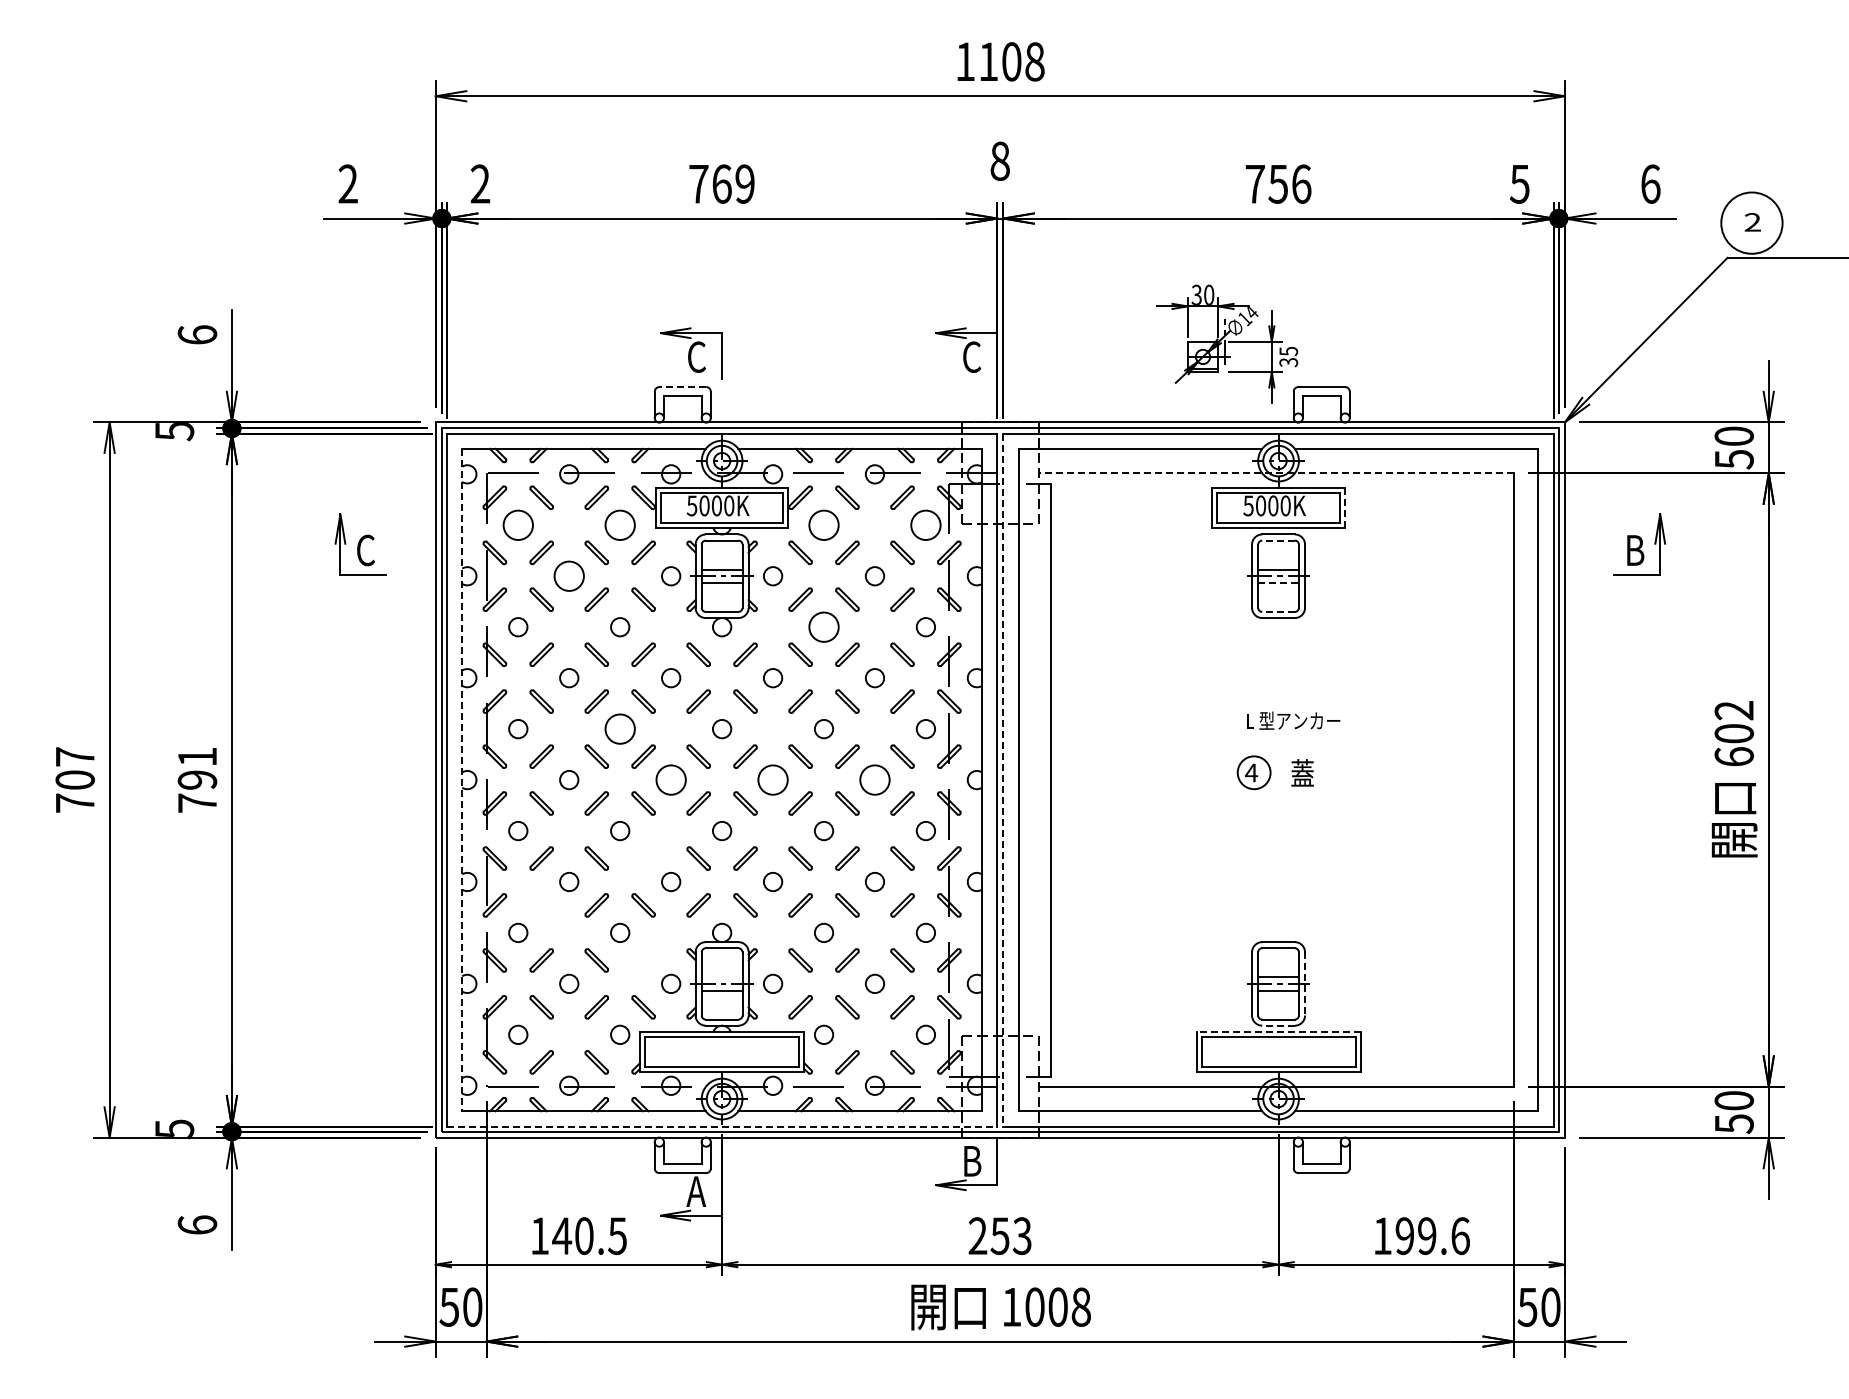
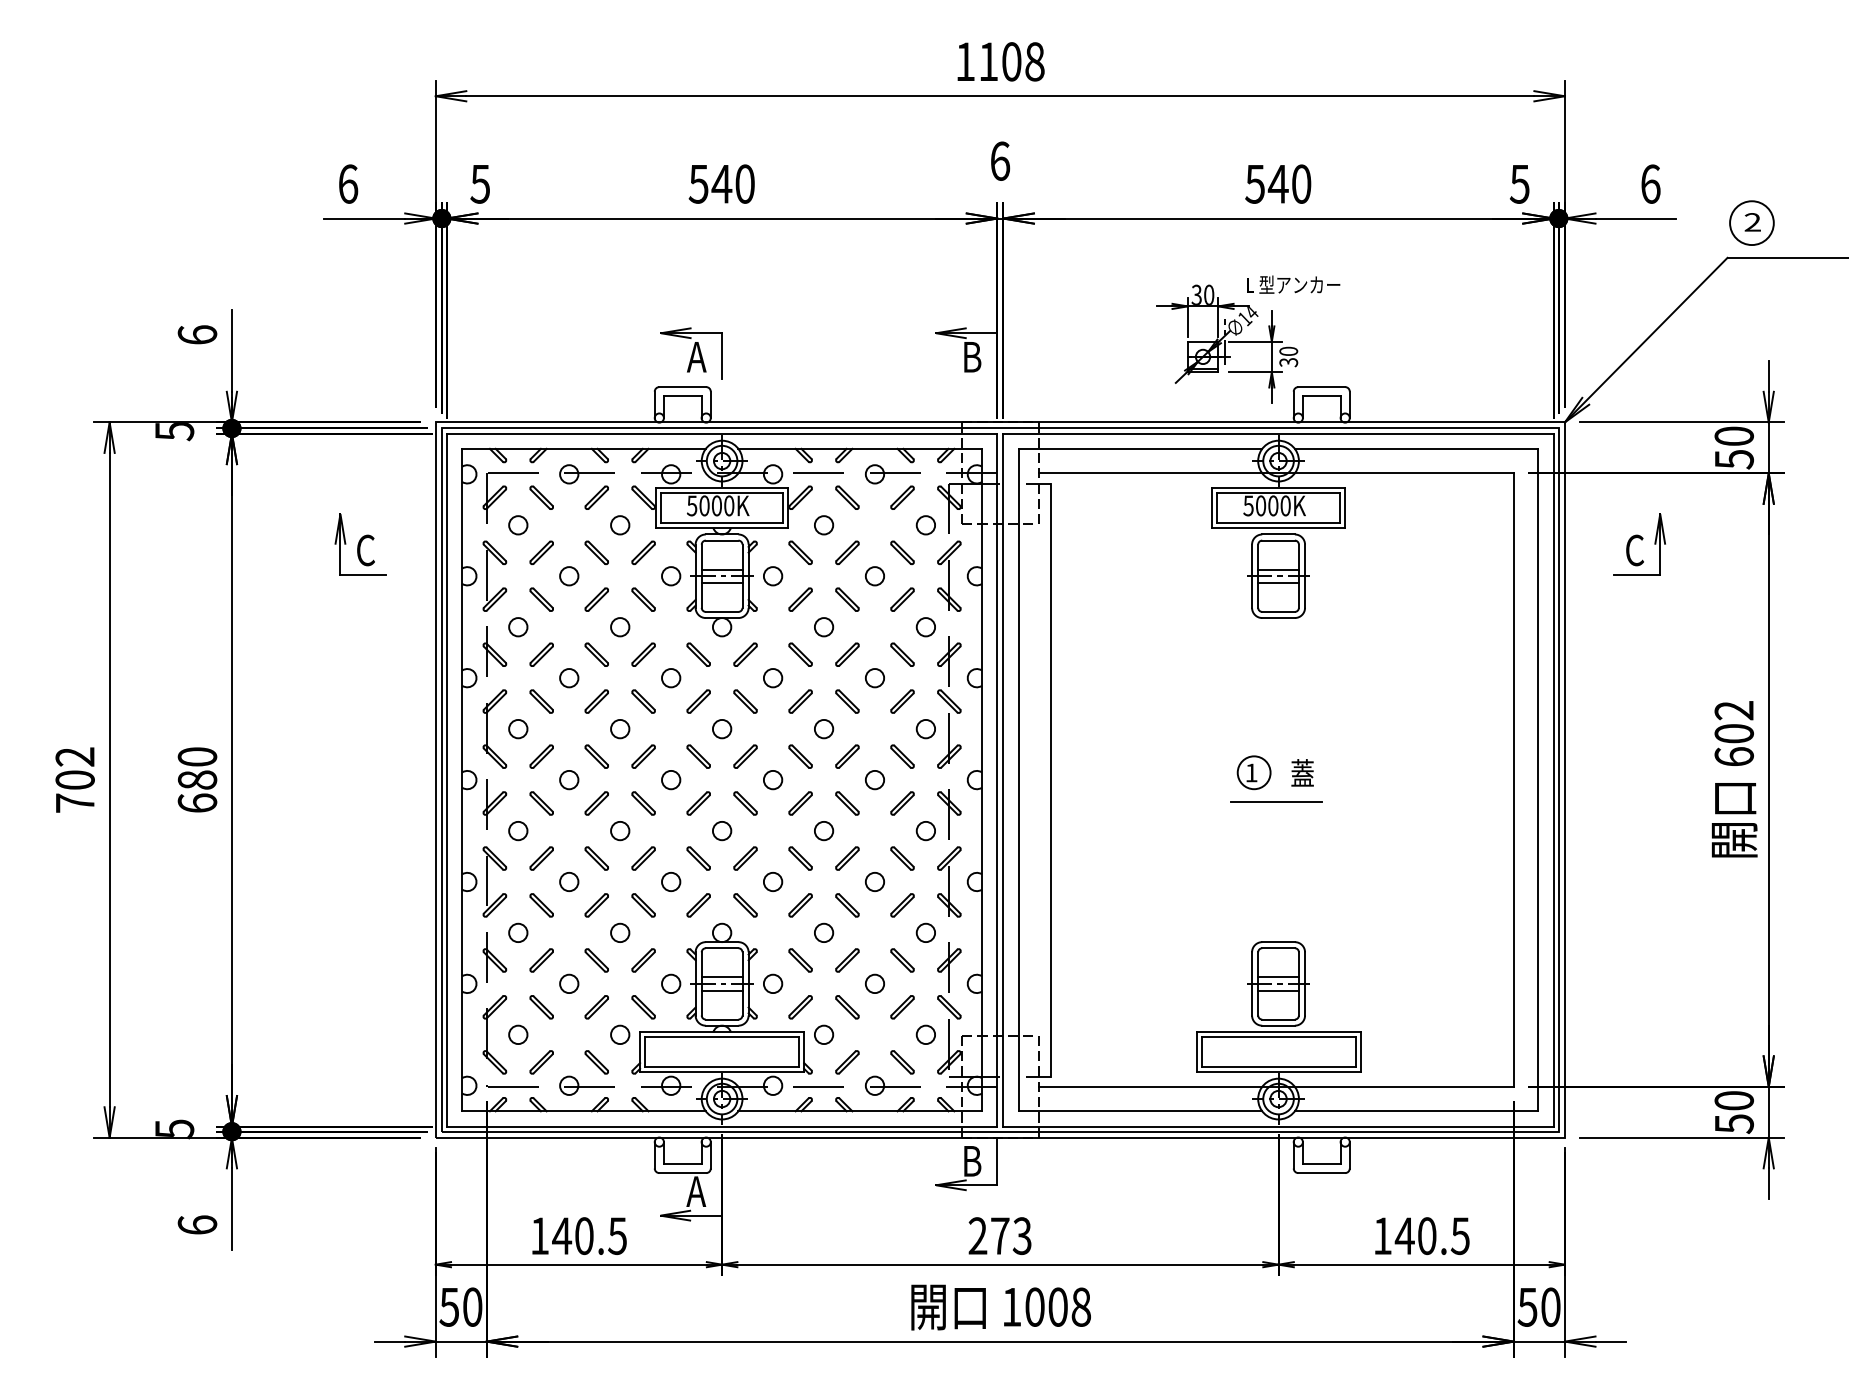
text: 8 -> 6 (1000, 160)
text: 2 -> 6 (348, 183)
text: 2 -> 5 (480, 183)
text: 769 -> 540 (721, 183)
text: 756 -> 540 (1278, 183)
circle diameter: 61 px -> 44 px (1751, 223)
text: 35 -> 30 (1288, 351)
text: C -> A (696, 356)
text: C -> B (972, 356)
line: dashed -> solid (682, 387)
line: dashed -> solid (1276, 473)
line: dashed -> solid (1344, 507)
circle diameter: 29 px -> 18 px (518, 525)
circle diameter: 29 px -> 18 px (620, 525)
circle diameter: 29 px -> 18 px (823, 525)
circle diameter: 29 px -> 18 px (925, 525)
line: dashed -> solid (1278, 540)
text: B -> C (1635, 550)
circle diameter: 29 px -> 18 px (569, 576)
line: dashed -> solid (1279, 582)
line: dashed -> solid (1278, 611)
circle diameter: 29 px -> 18 px (823, 627)
text position: (1293, 720) -> (1293, 284) (1293, 284)
circle diameter: 29 px -> 18 px (620, 728)
text: 707 -> 702 (74, 756)
text: 4 -> 1 (1251, 772)
text: 791 -> 680 (197, 779)
circle diameter: 29 px -> 18 px (671, 779)
circle diameter: 29 px -> 18 px (772, 779)
circle diameter: 29 px -> 18 px (874, 779)
line: dashed -> solid (462, 780)
line: dashed -> solid (1003, 780)
line: none -> present (1276, 801)
part: none -> present (643, 858)
part: none -> present (541, 905)
part: none -> present (643, 960)
line: none -> present (721, 977)
line: dashed -> solid (1305, 983)
line: dashed -> solid (1278, 1025)
line: dashed -> solid (1278, 1032)
line: dashed -> solid (722, 1126)
text: 253 -> 273 (999, 1236)
text: 199.6 -> 140.5 (1431, 1236)
